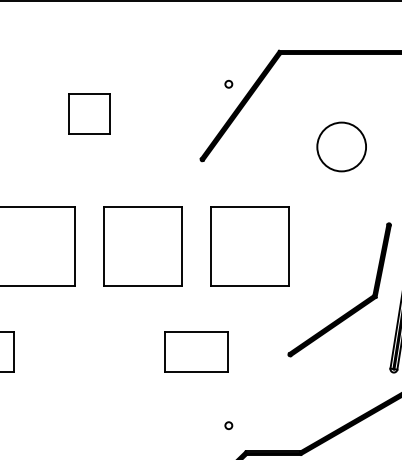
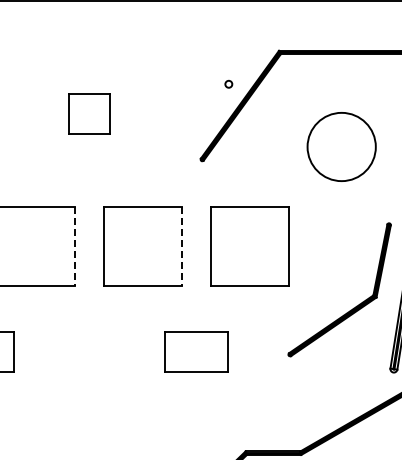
circle diameter: 49 px -> 68 px (341, 146)
line: solid -> dashed (75, 246)
line: solid -> dashed (182, 246)
circle: present -> none (228, 425)
